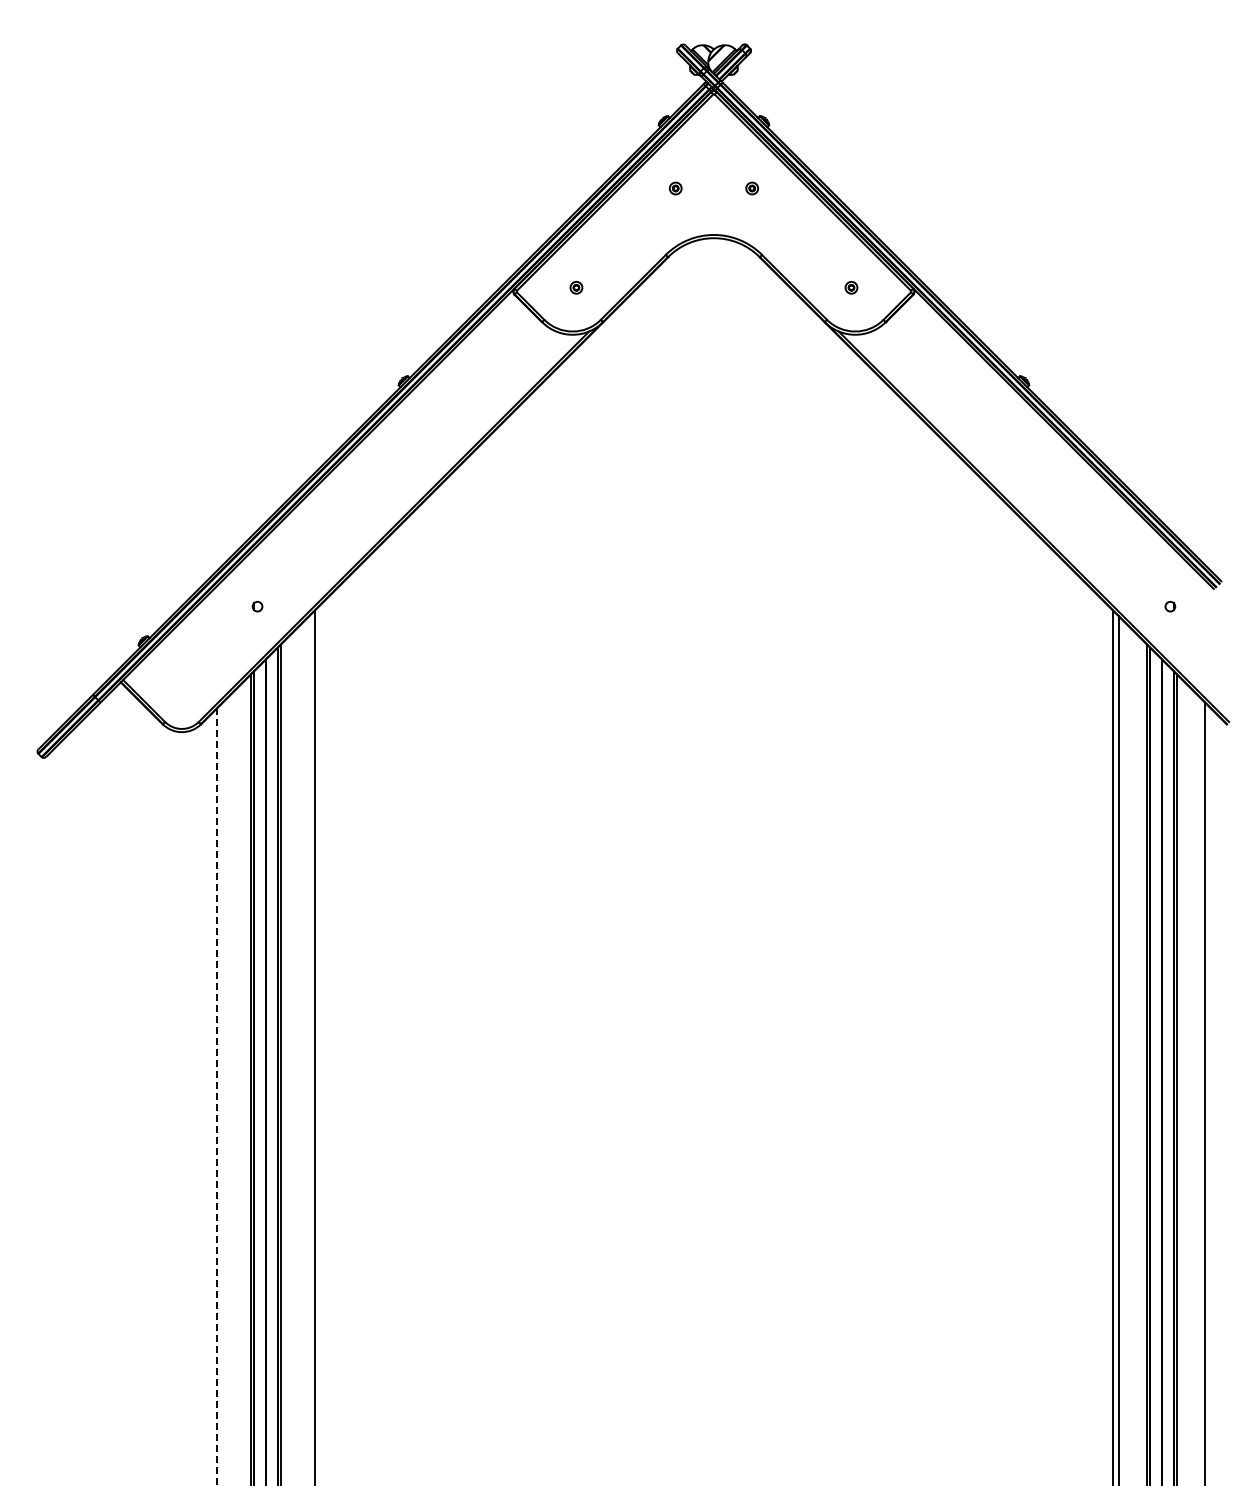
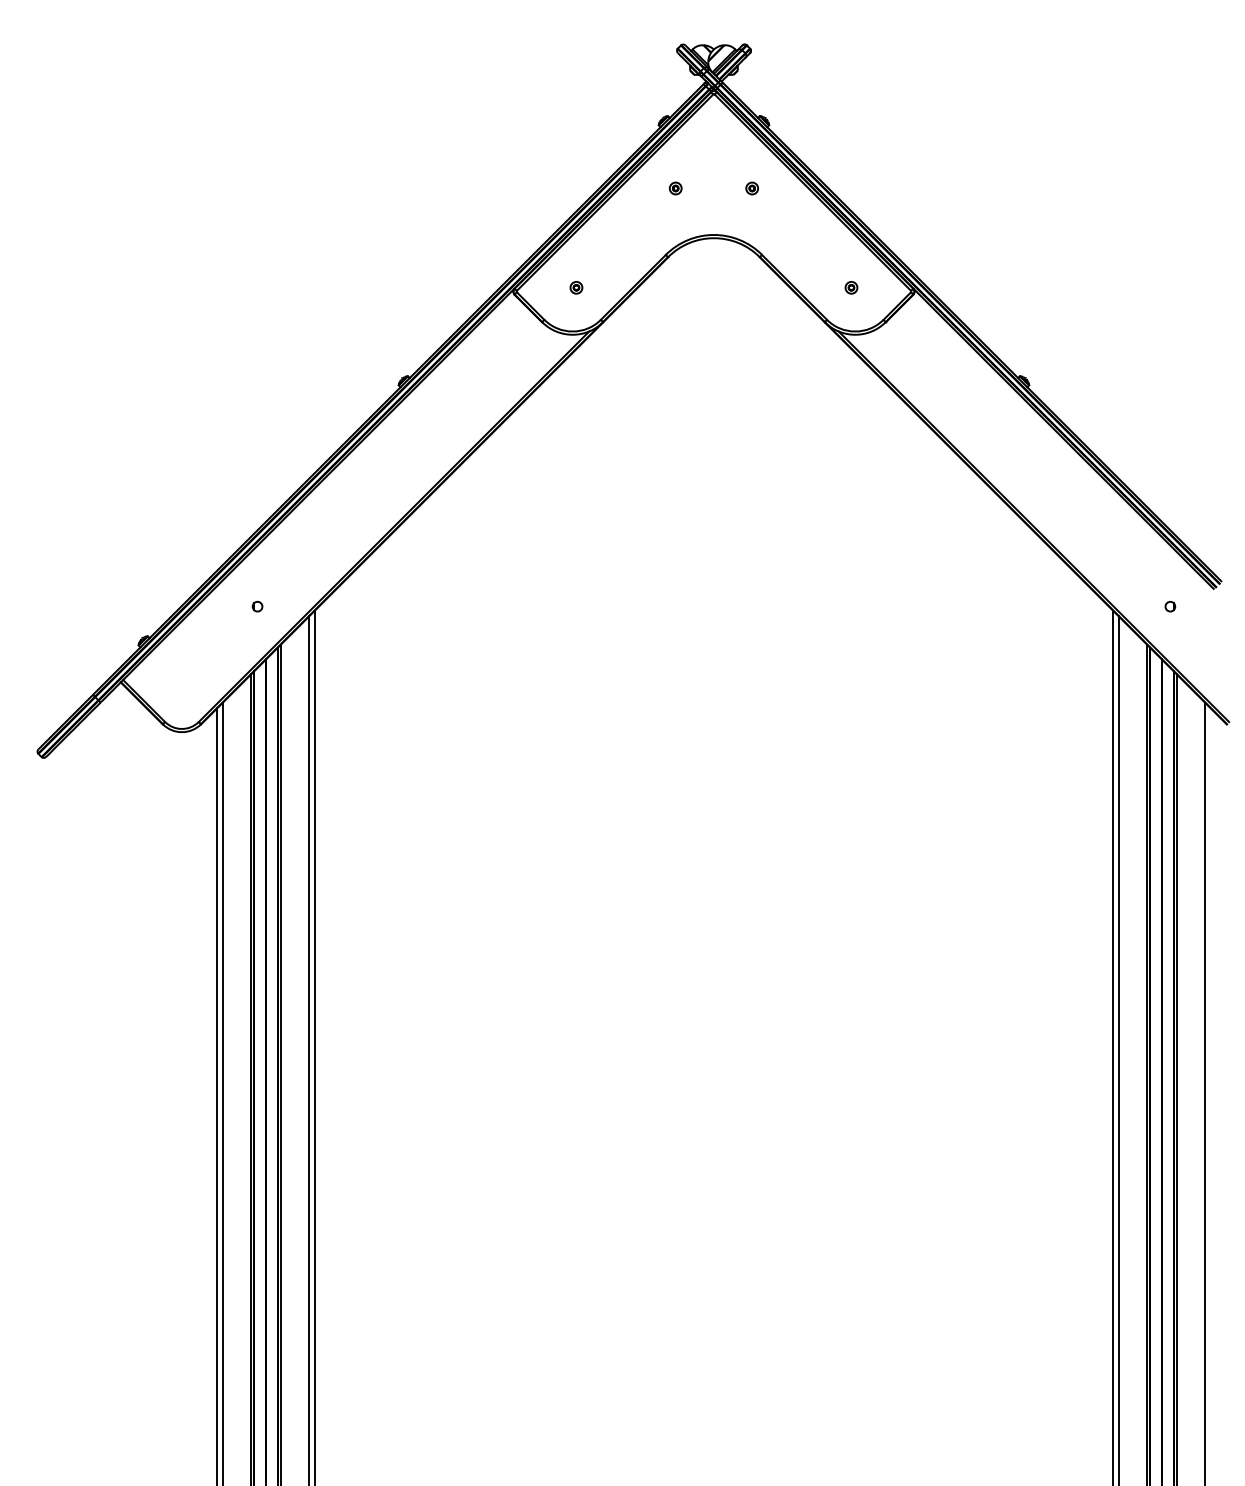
line: none -> present (309, 1049)
line: none -> present (222, 1092)
line: dashed -> solid (217, 1096)
